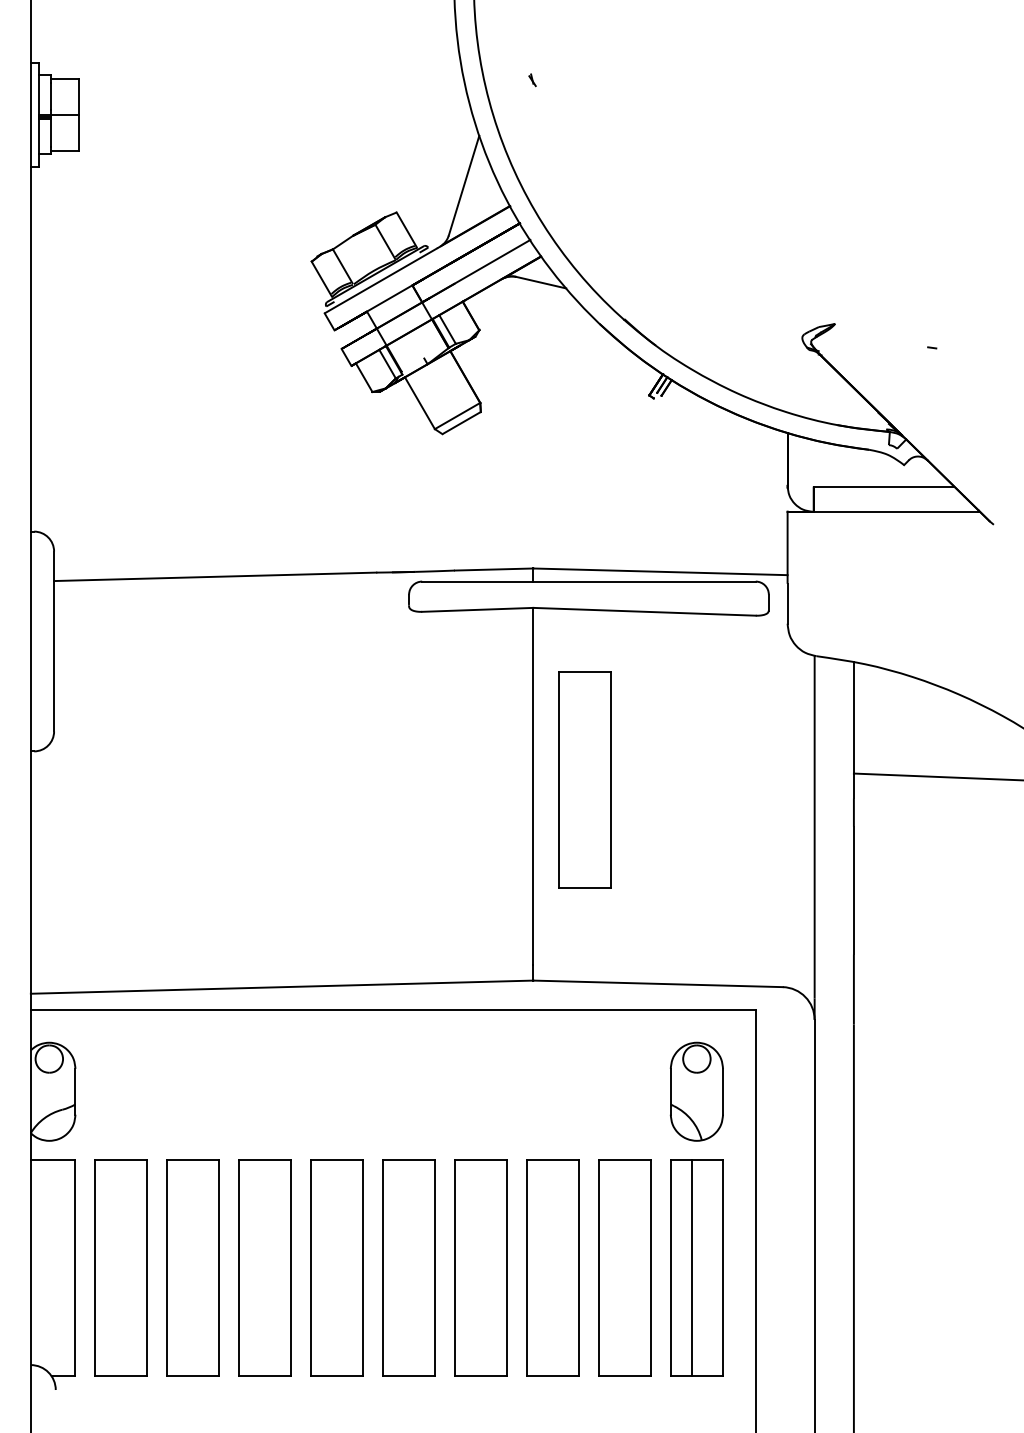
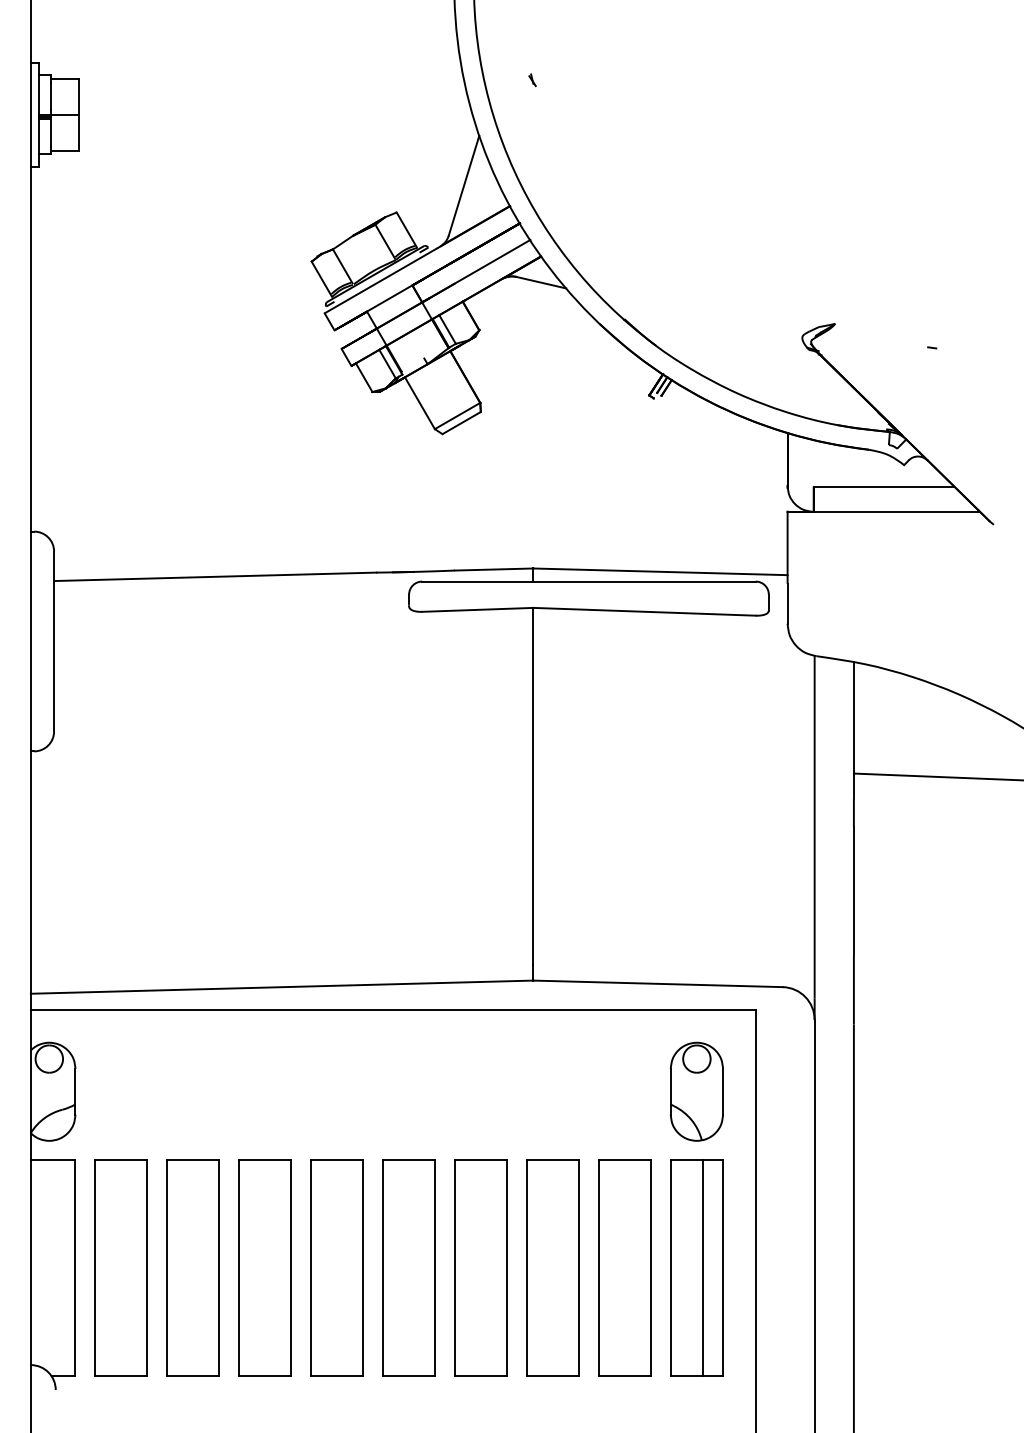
part: present -> none (584, 779)
line position: (692, 1268) -> (703, 1268) (703, 1268)
